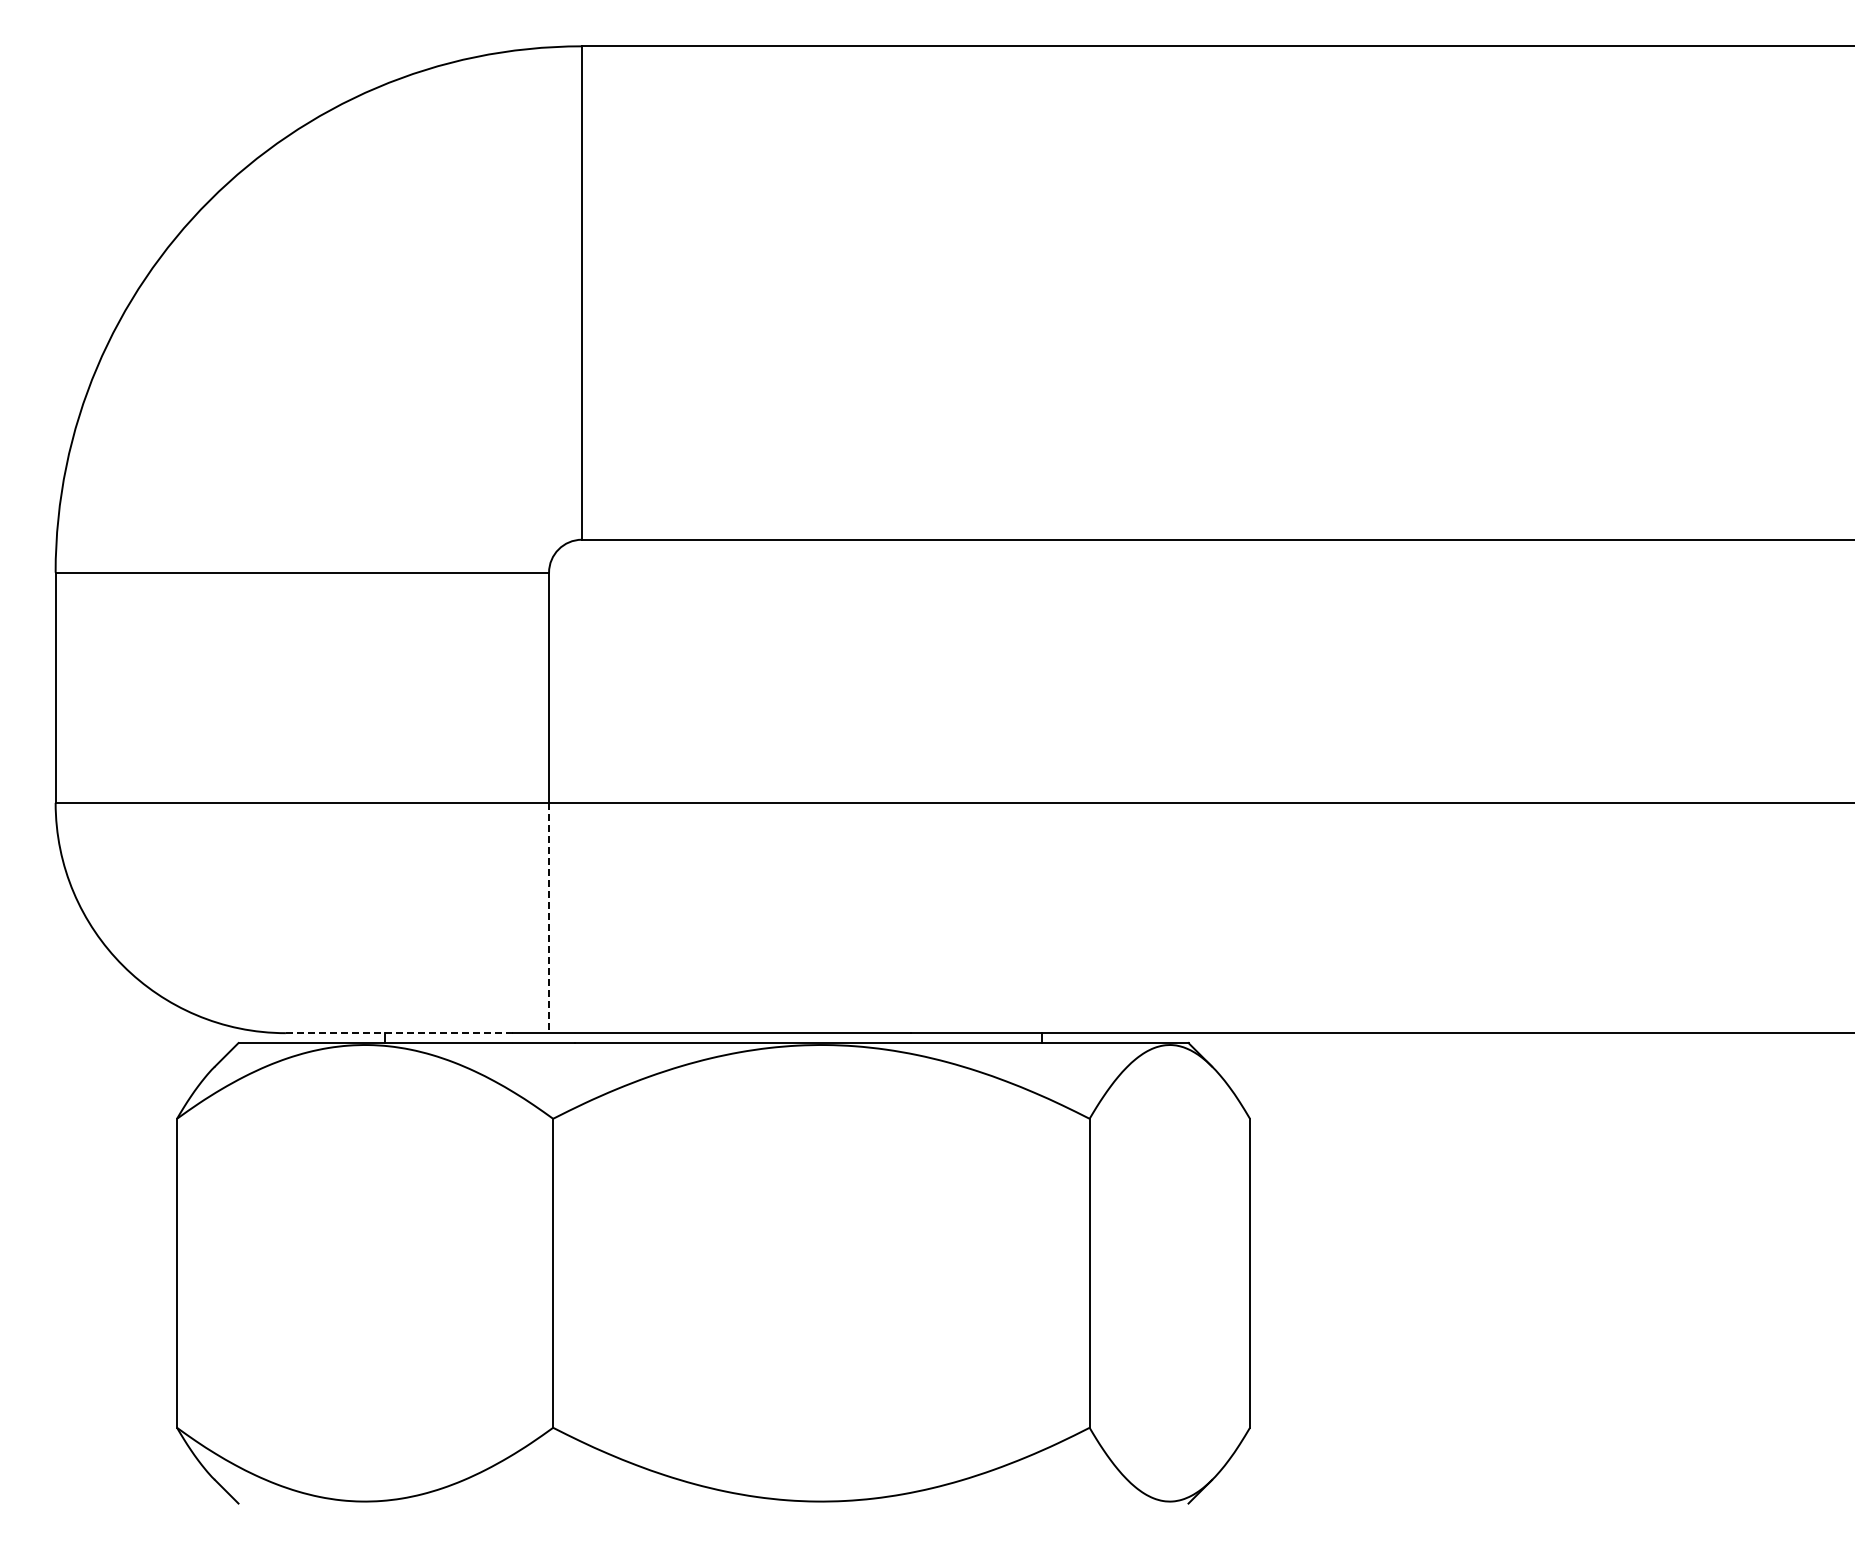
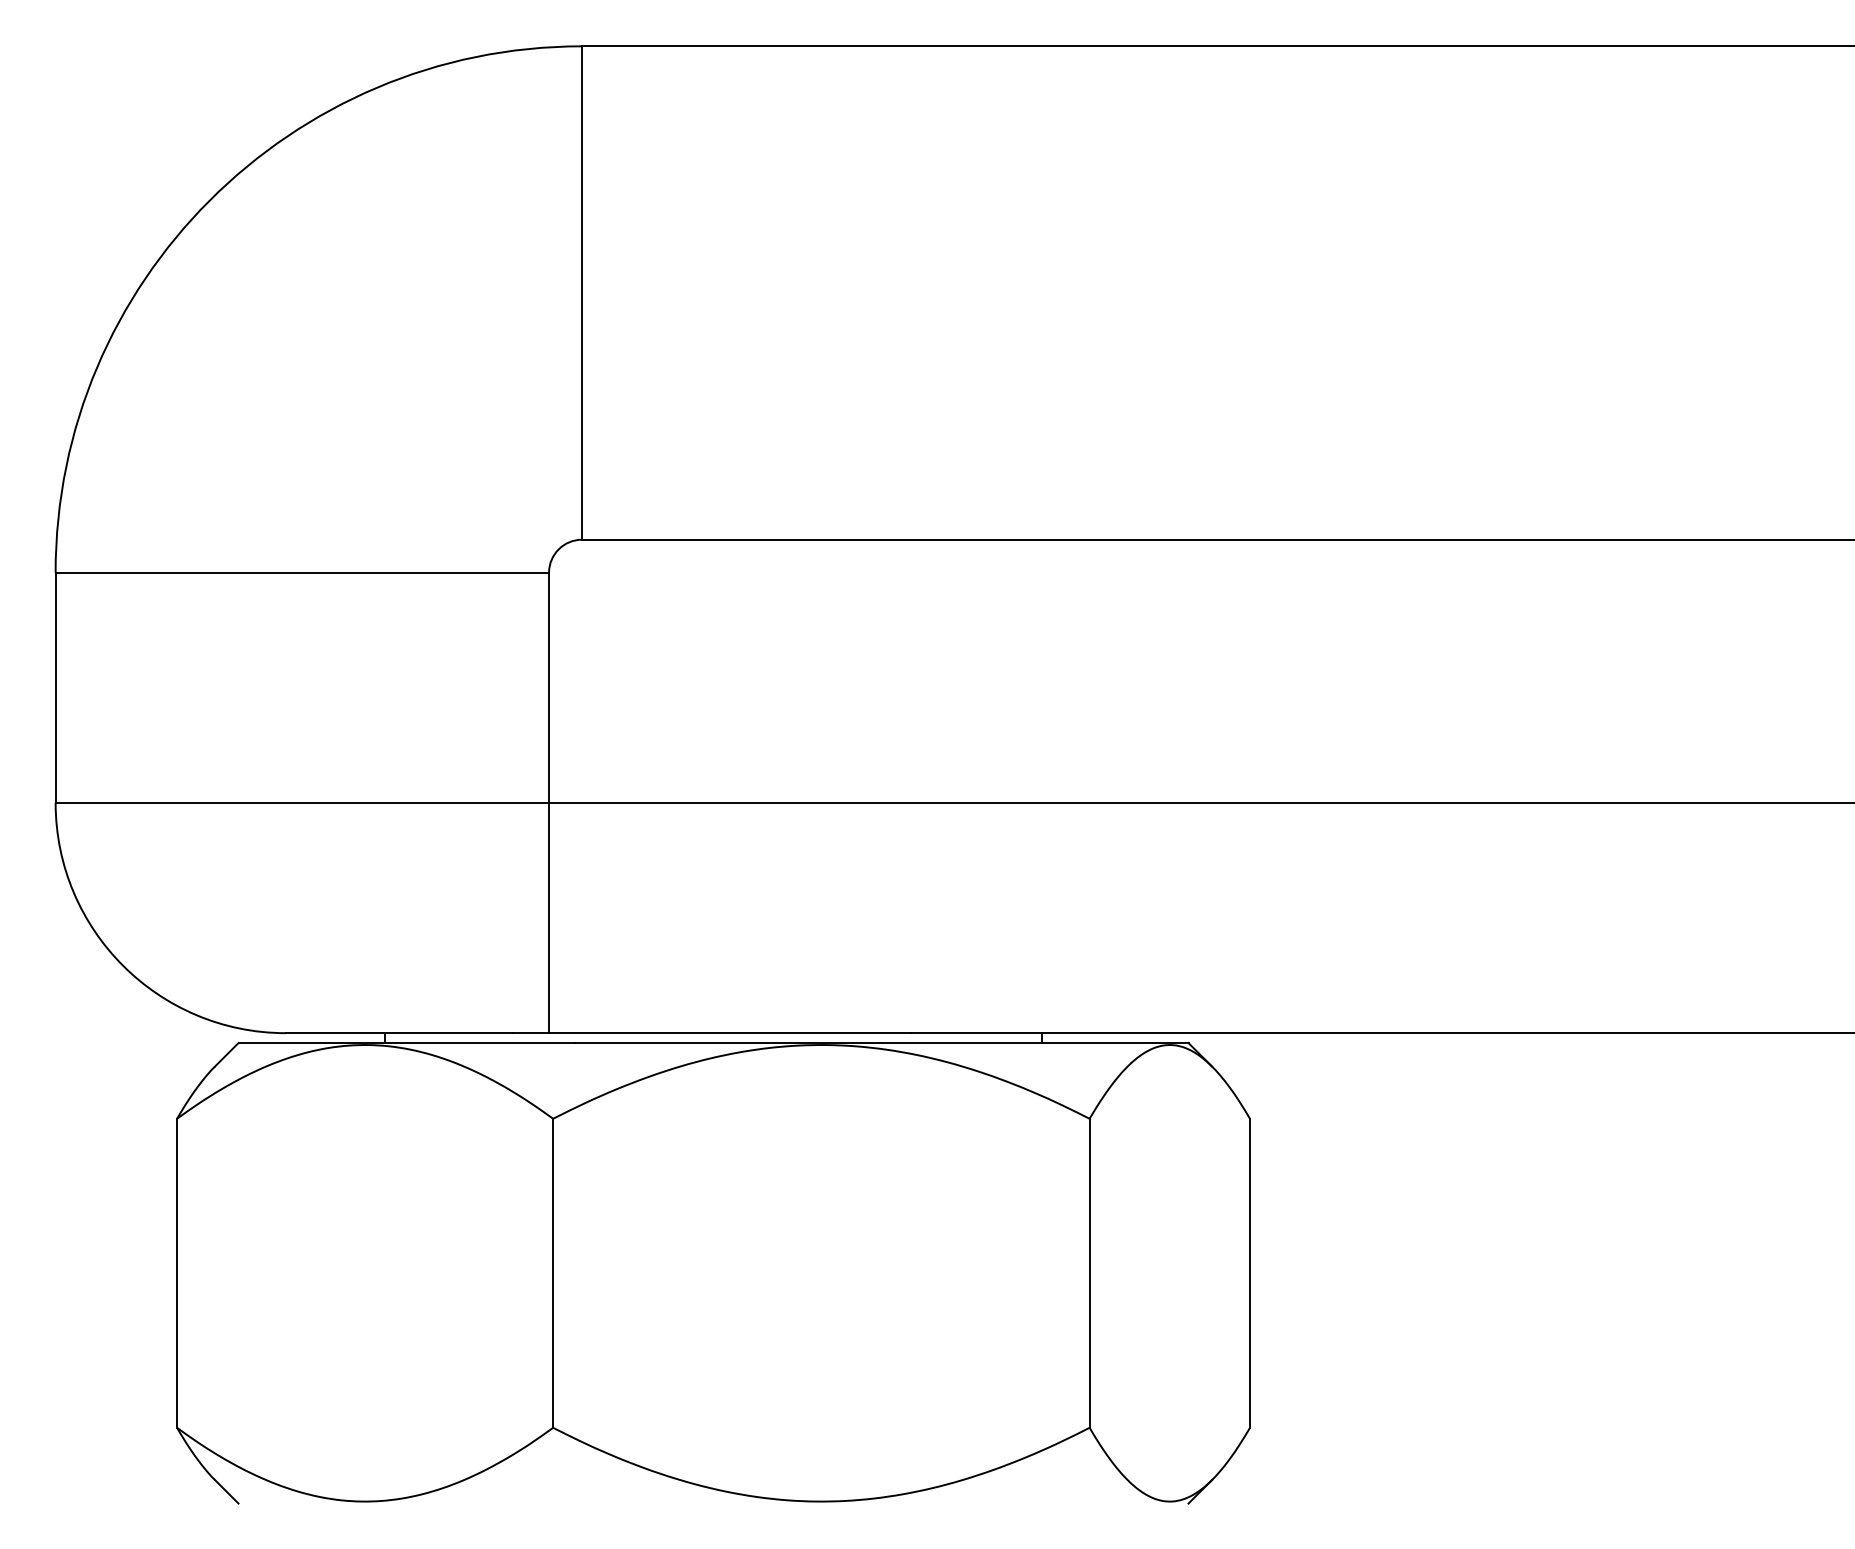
line: dashed -> solid (549, 918)
line: dashed -> solid (398, 1033)
